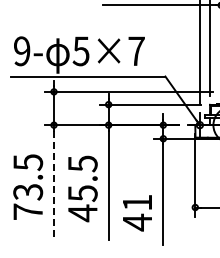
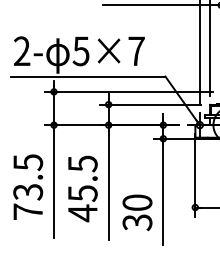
text: 9- -> 2- (22, 51)
line: dashed -> solid (54, 184)
text: 41 -> 30 (137, 212)
